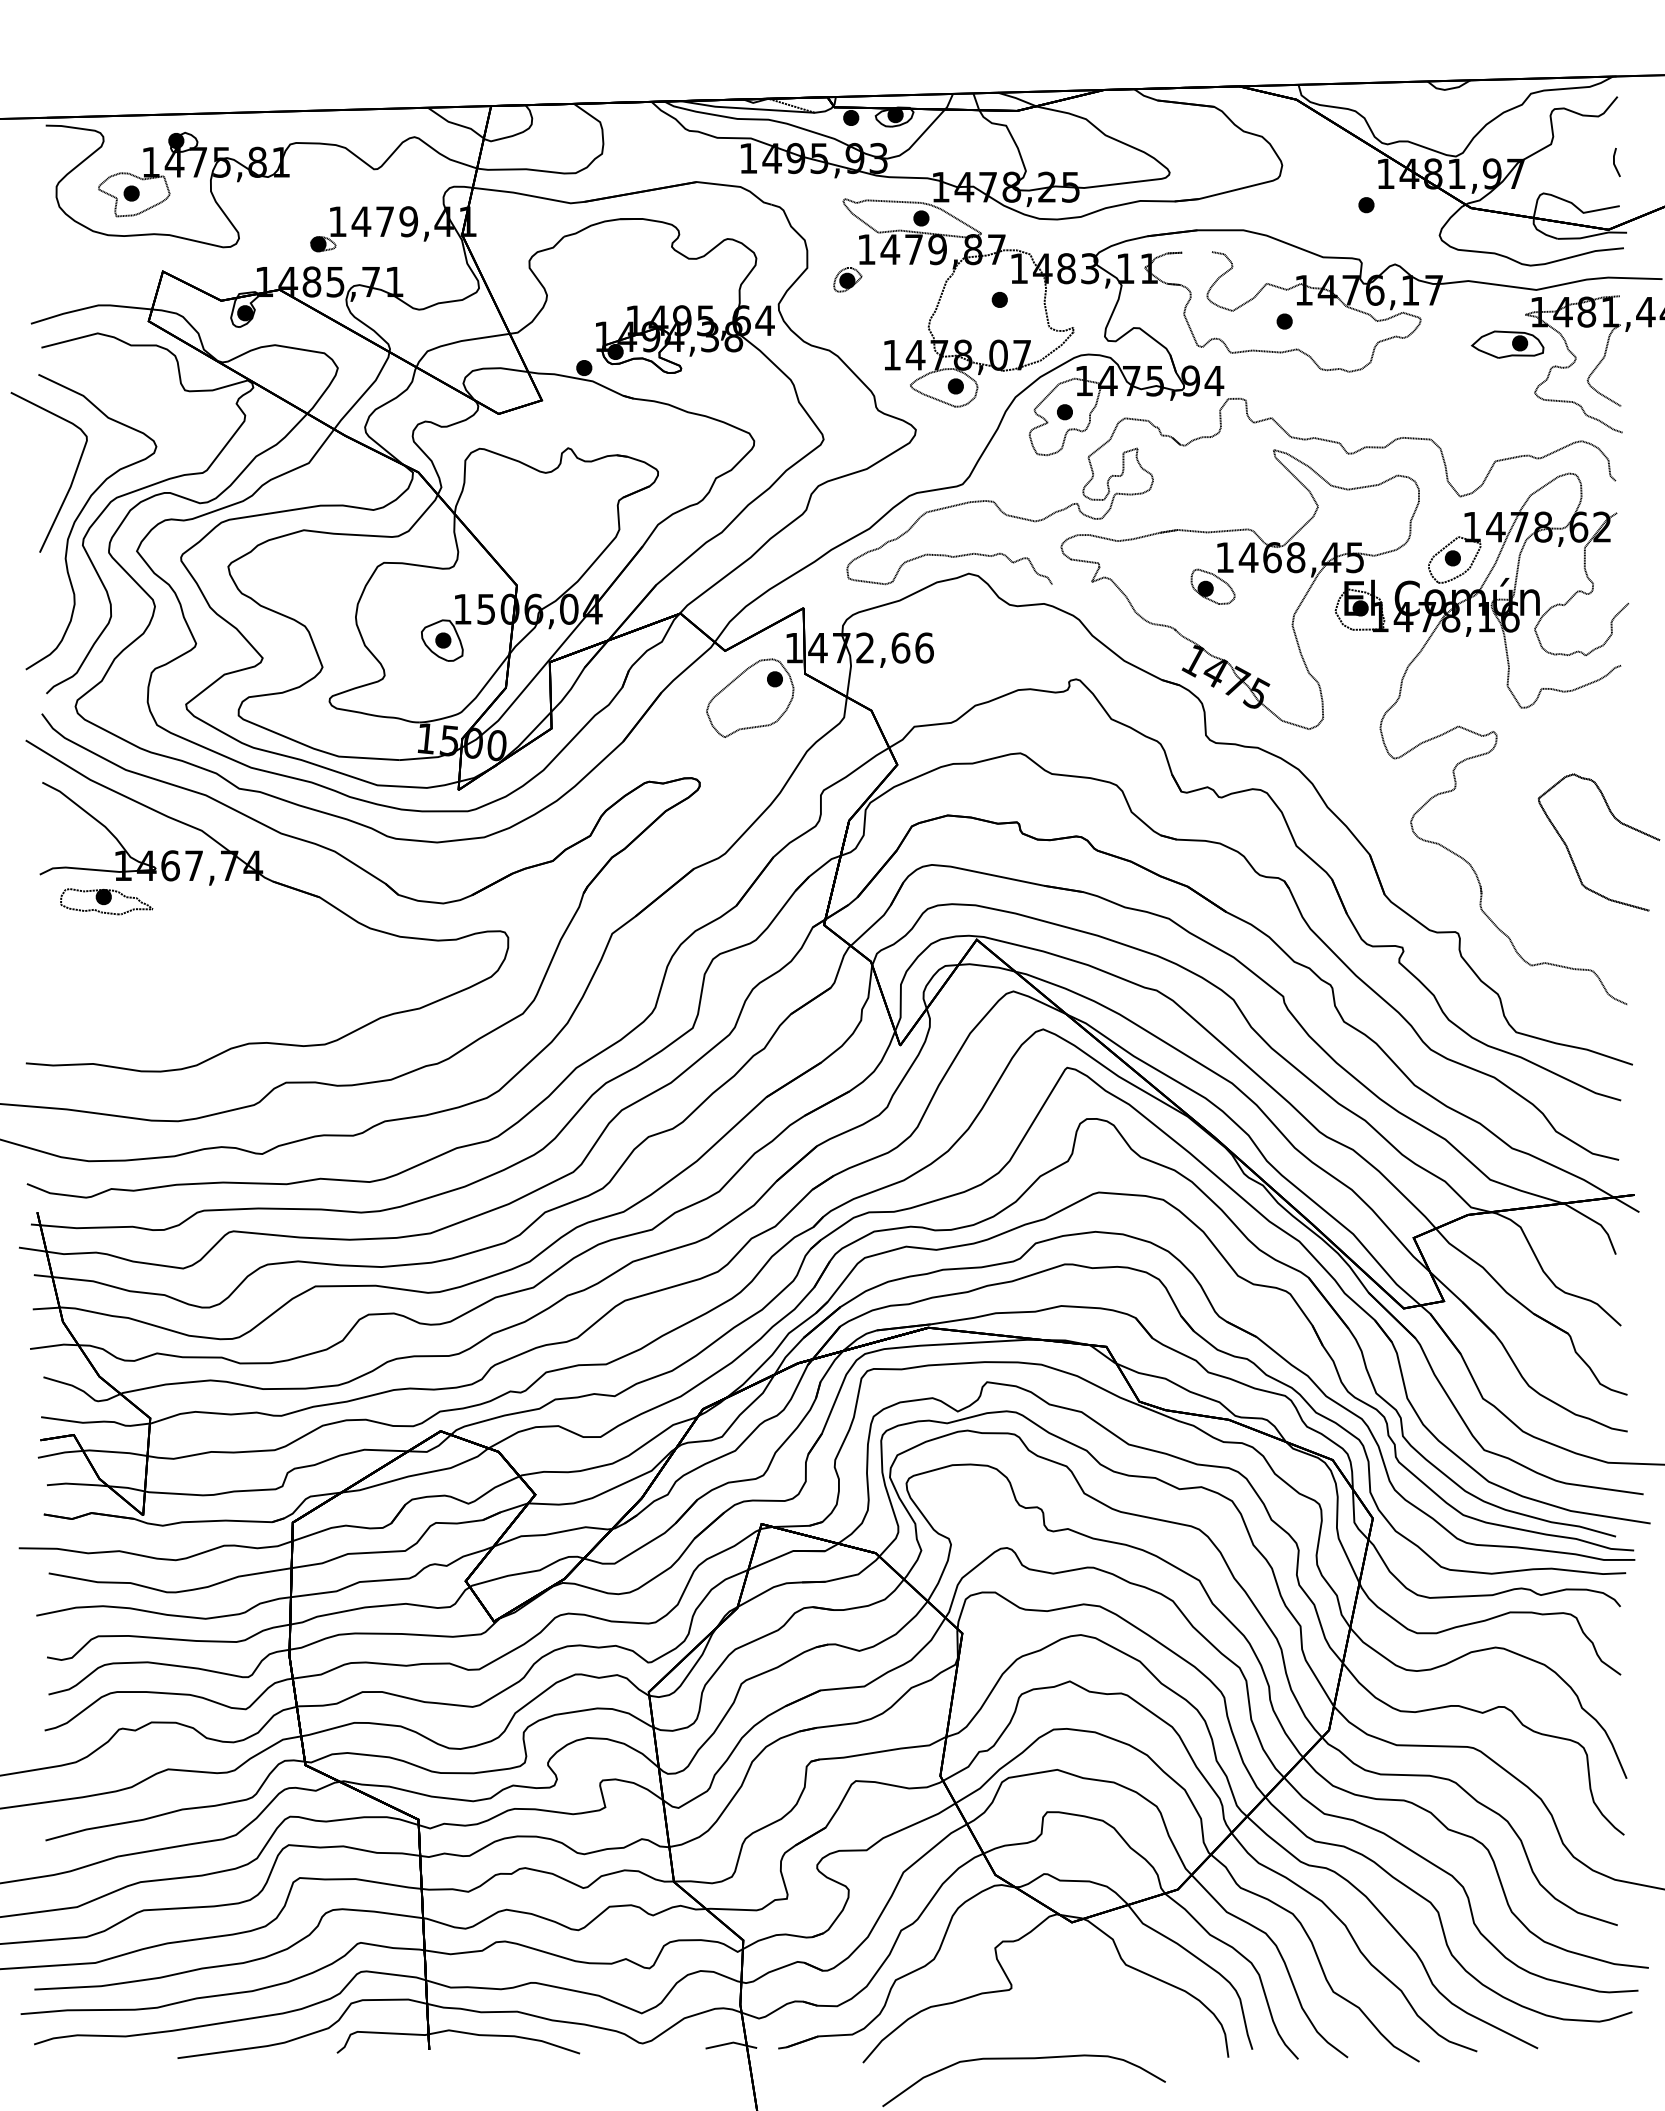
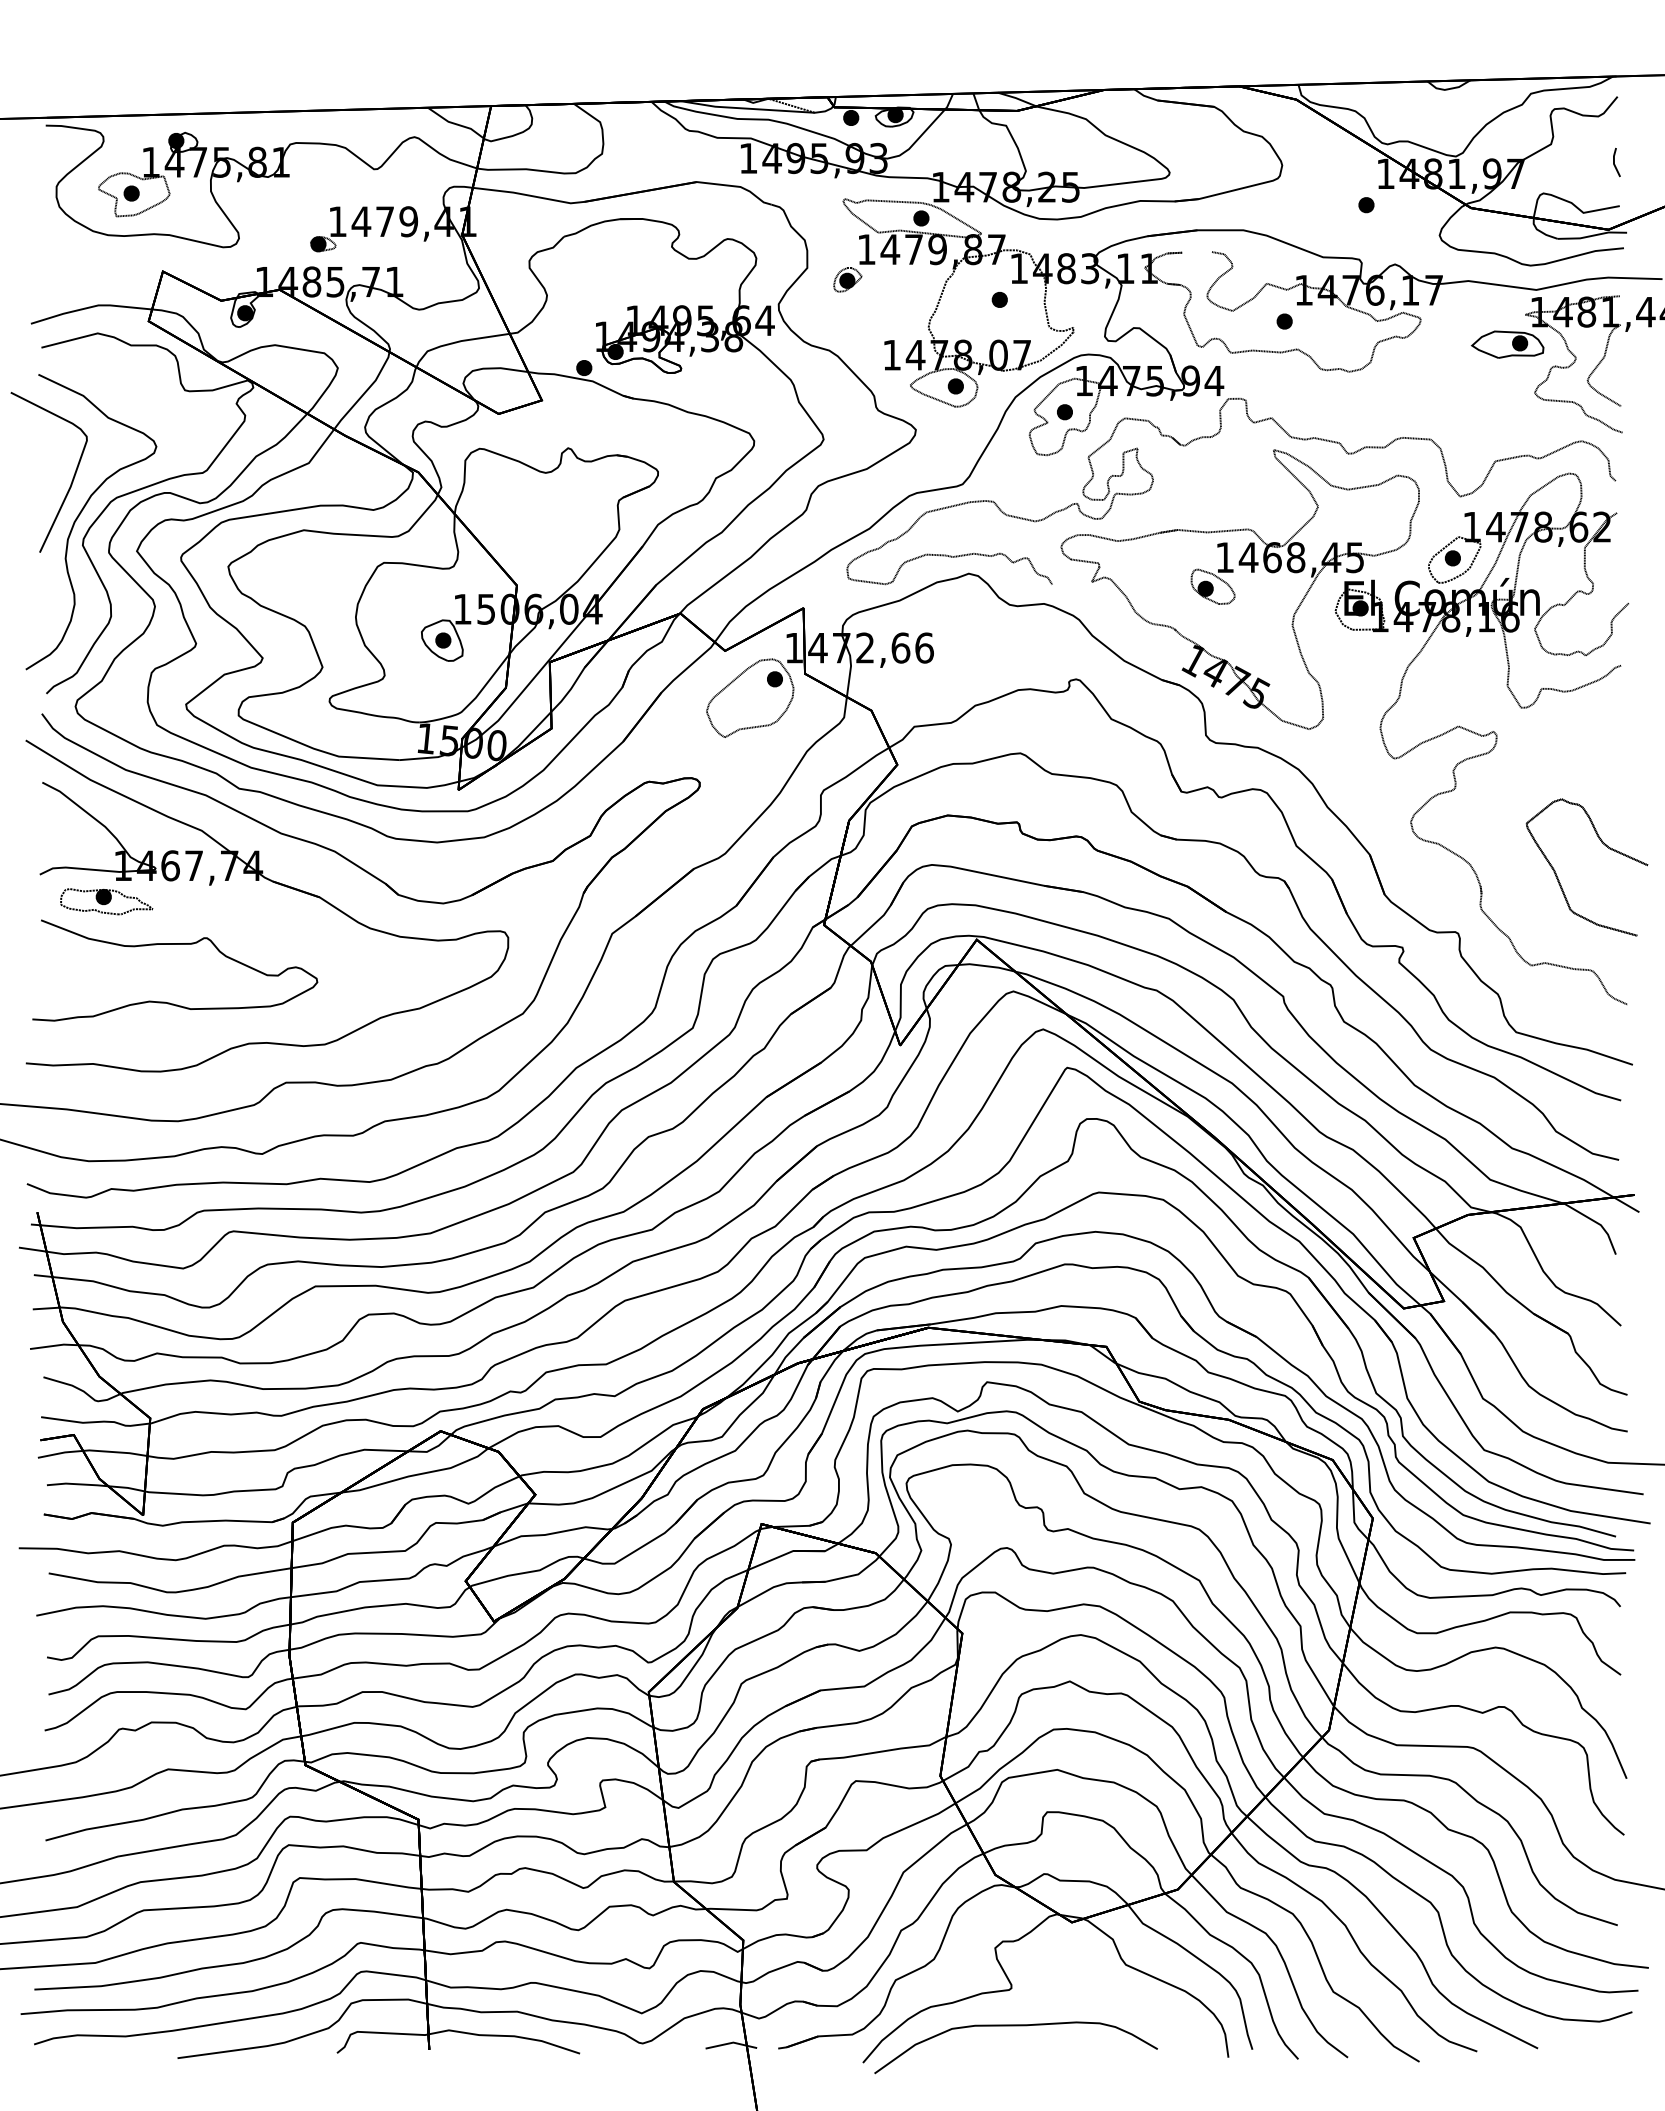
part position: (1617, 821) -> (1605, 846) (1605, 846)
part: none -> present (175, 944)
part position: (1023, 2059) -> (1015, 2026) (1015, 2026)
